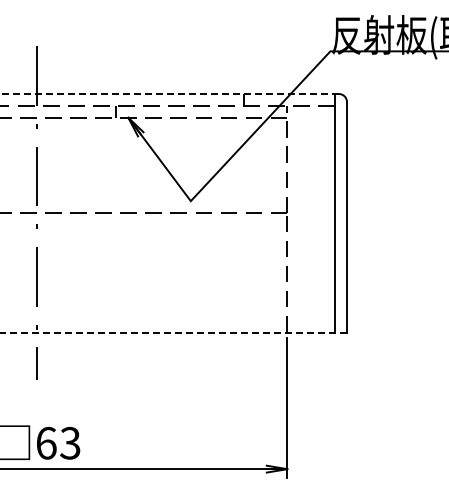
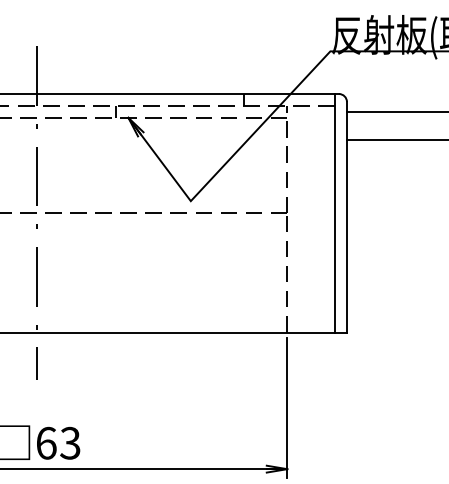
line: dashed -> solid (169, 94)
line: none -> present (395, 111)
line: none -> present (395, 139)
line: dashed -> solid (173, 332)
